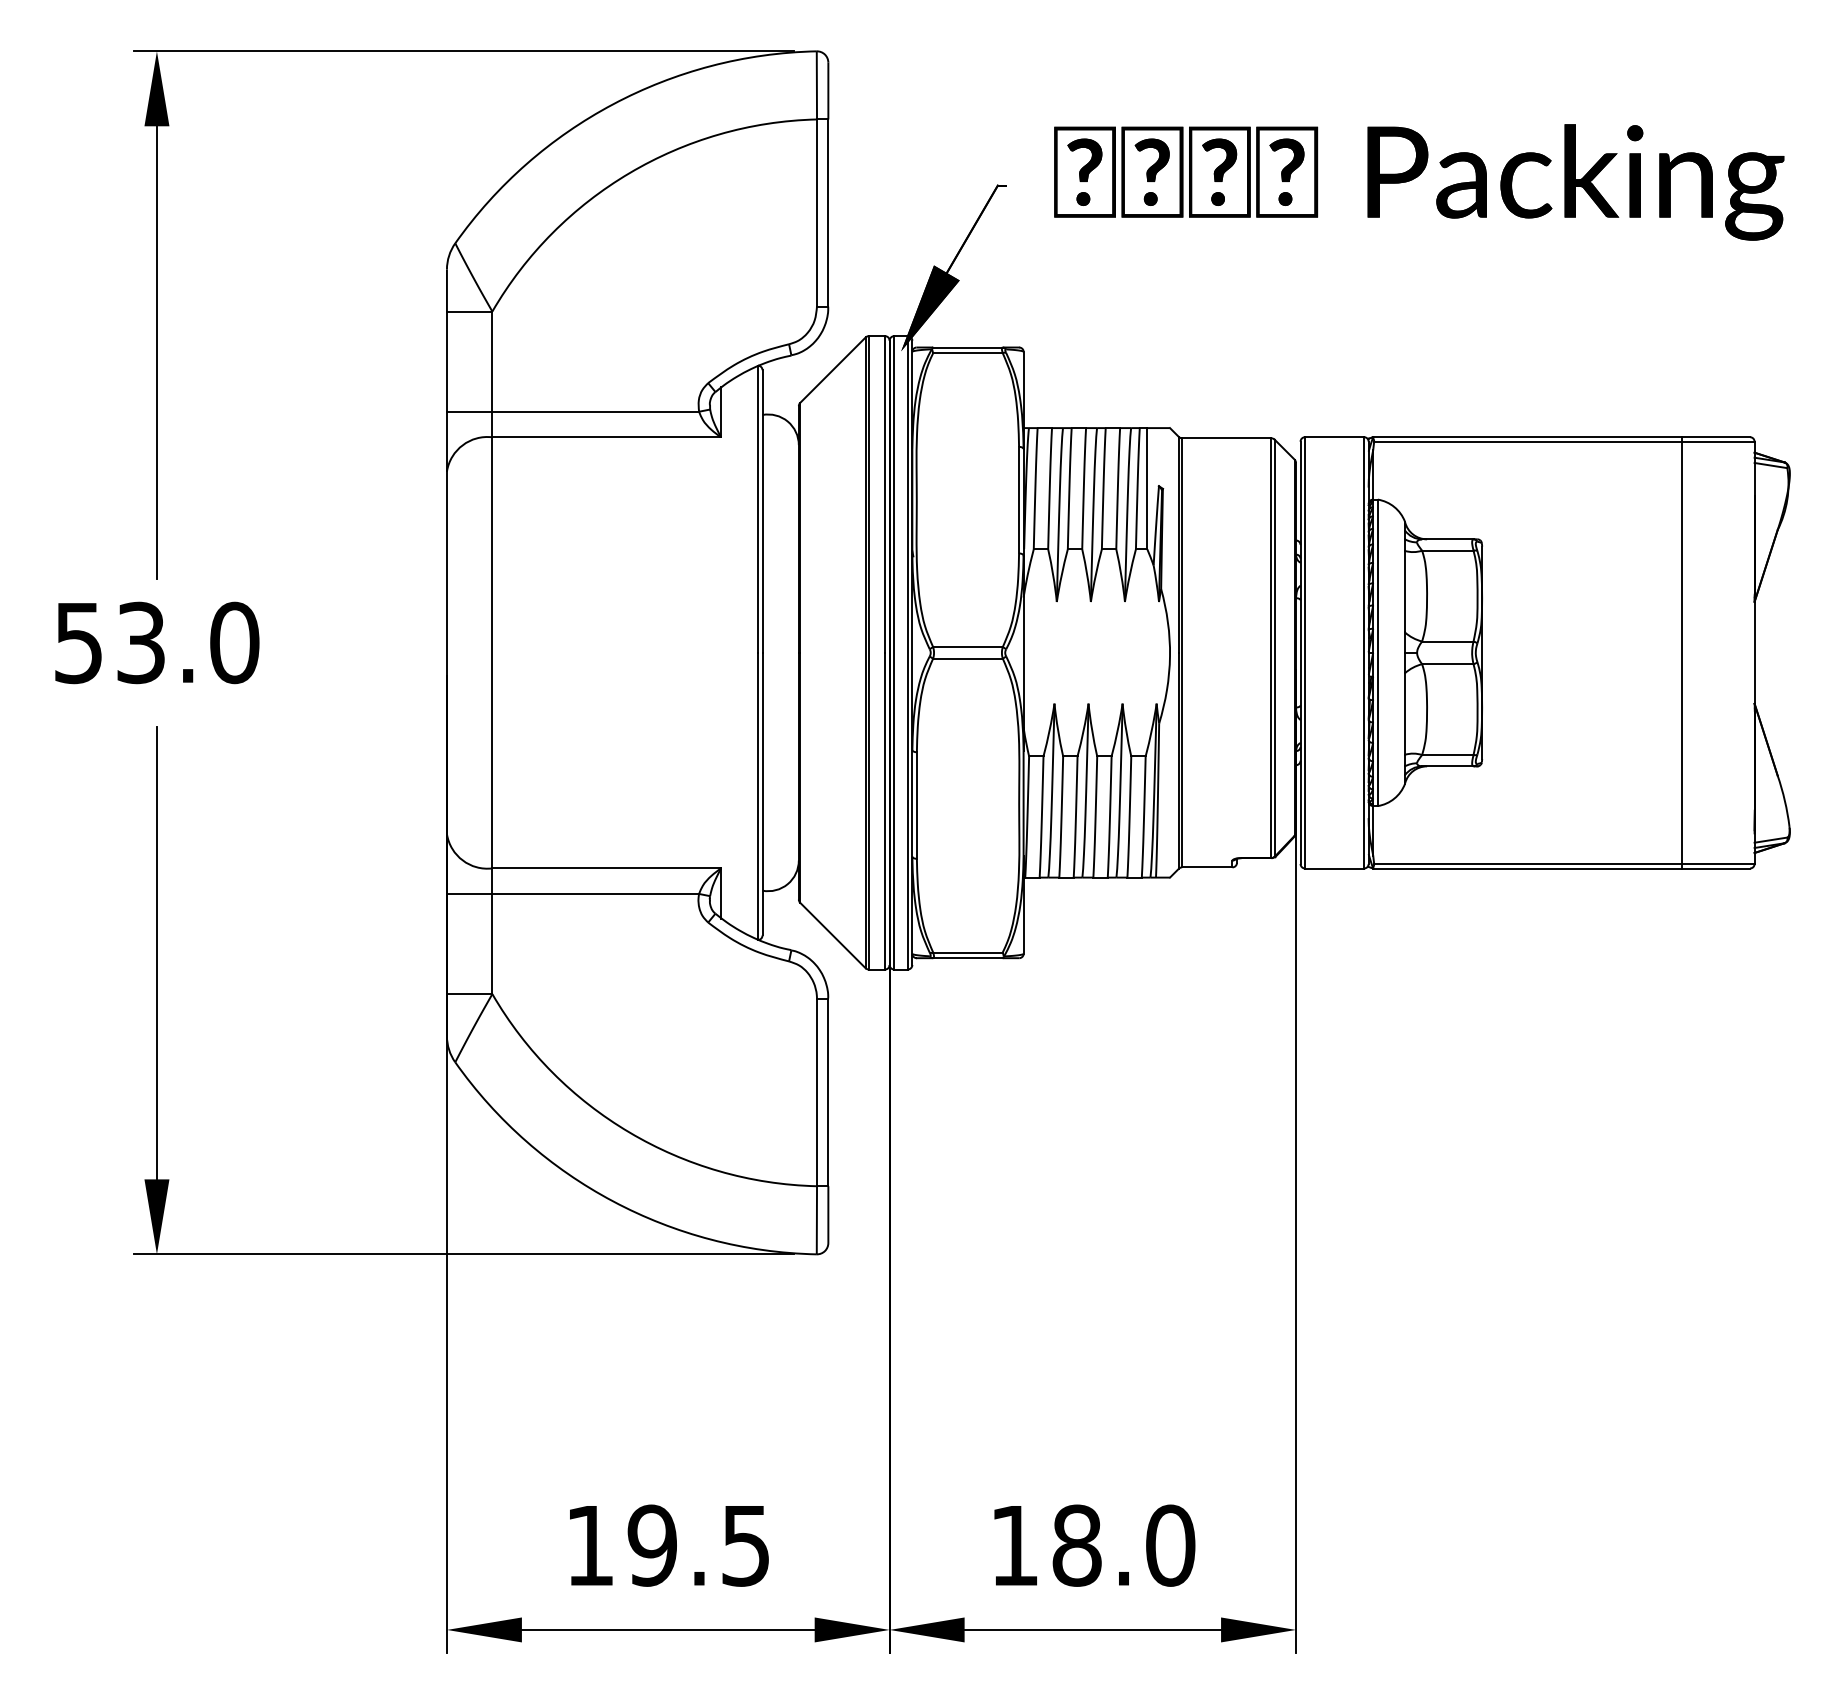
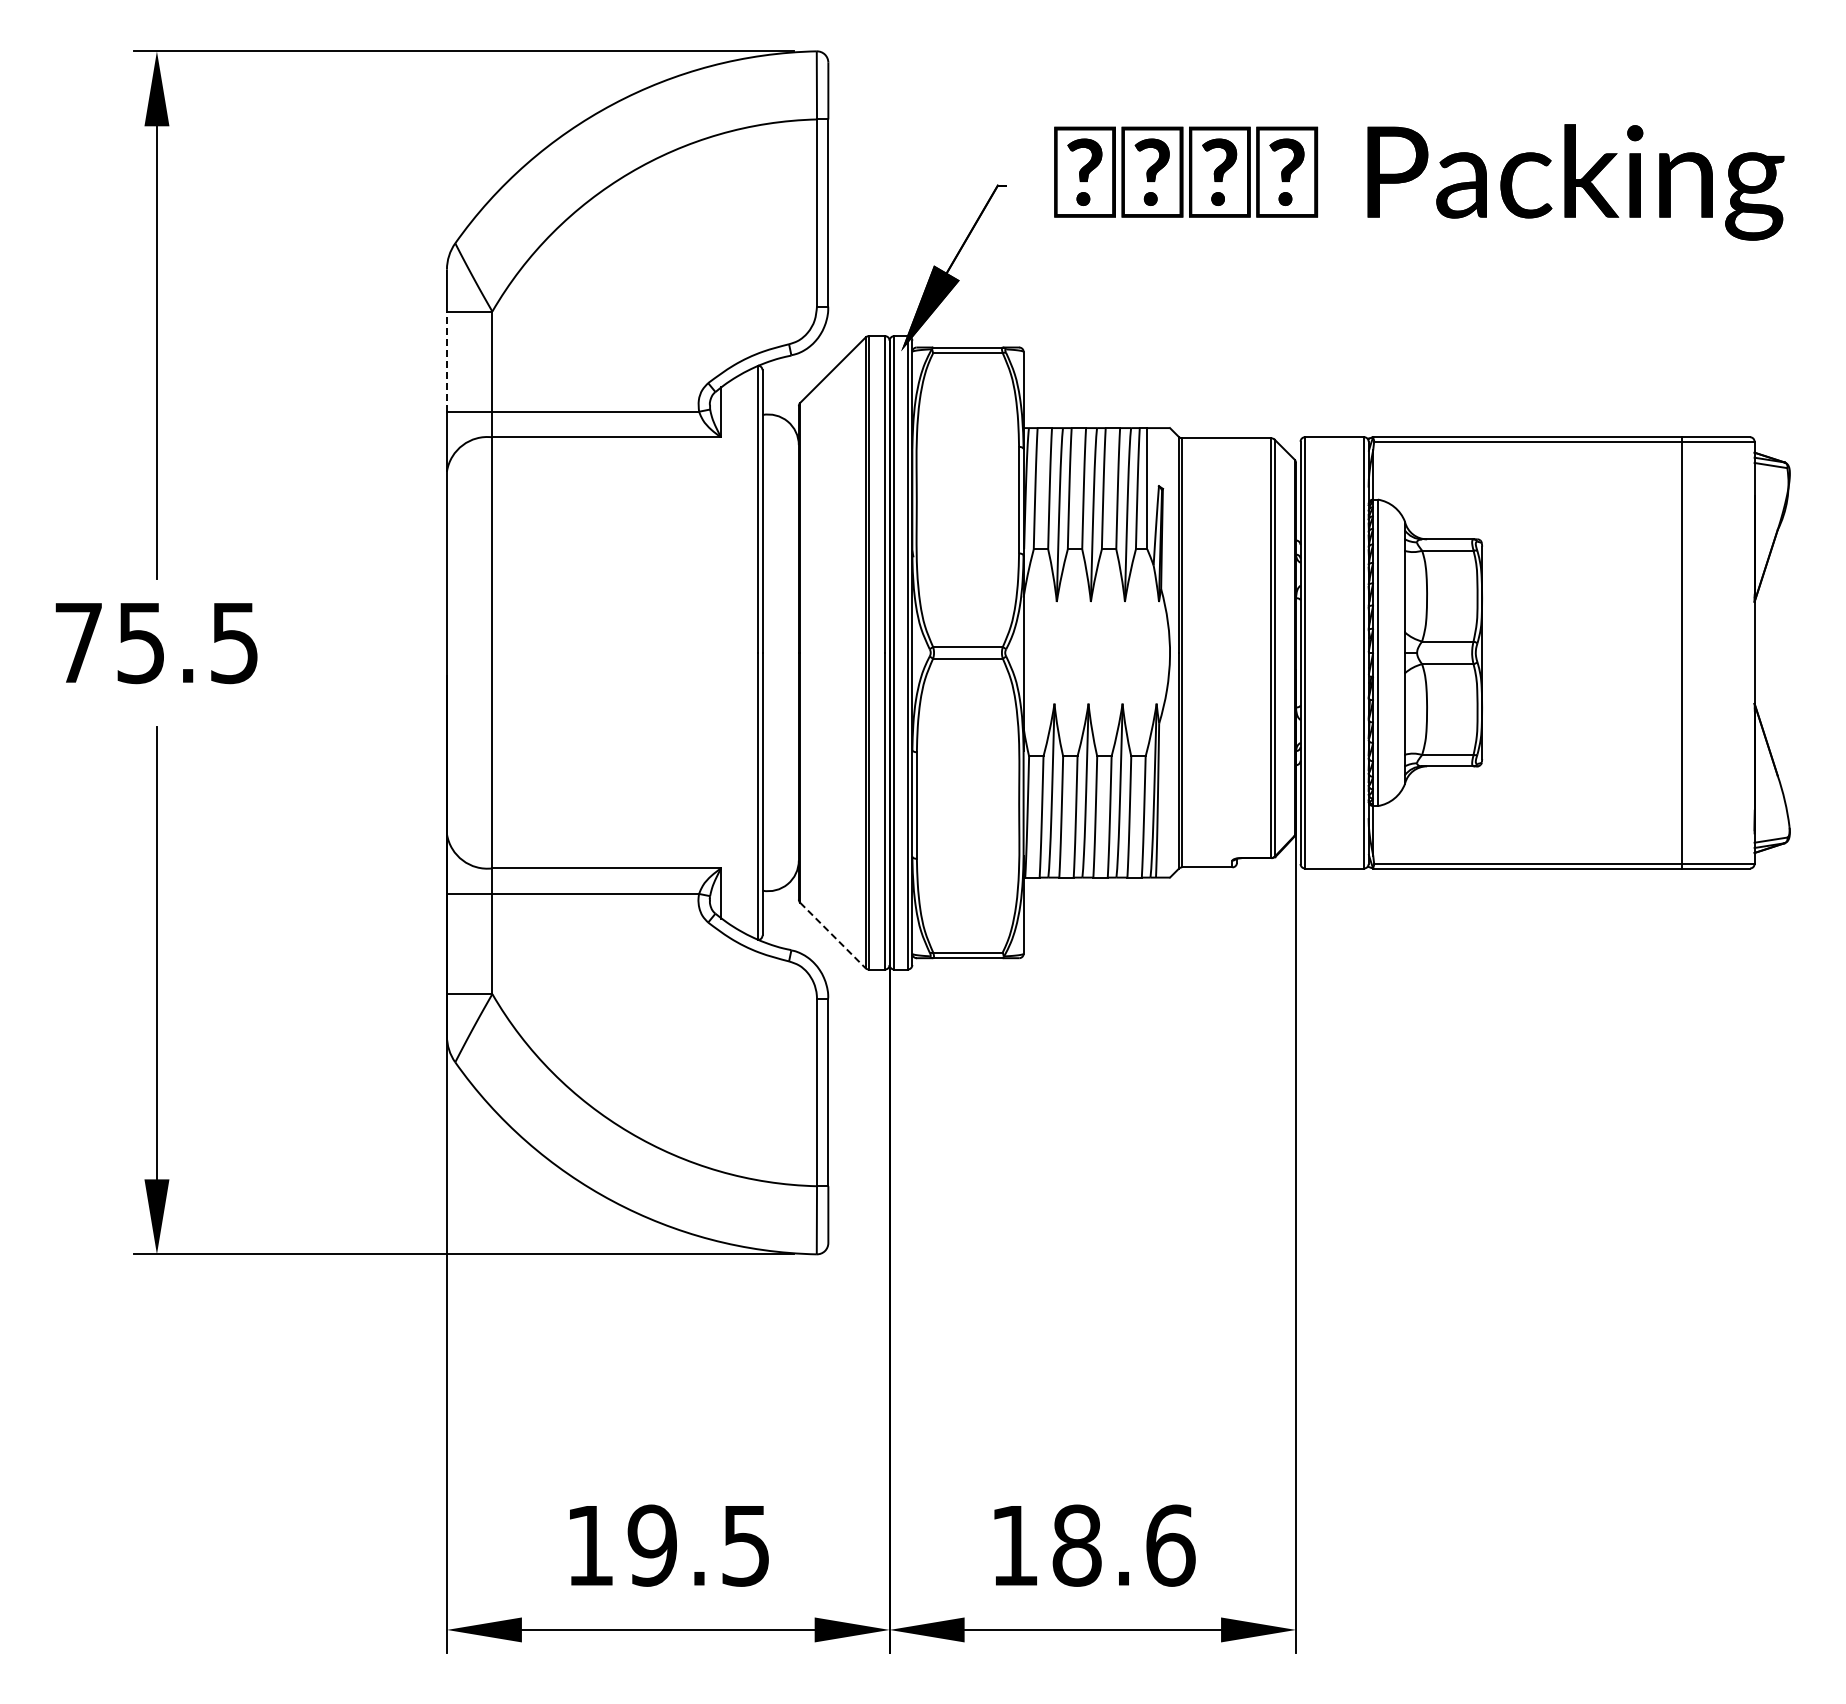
line: solid -> dashed (446, 361)
text: 53.0 -> 75.5 (157, 642)
line: solid -> dashed (833, 935)
text: 18.0 -> 18.6 (1170, 1545)
